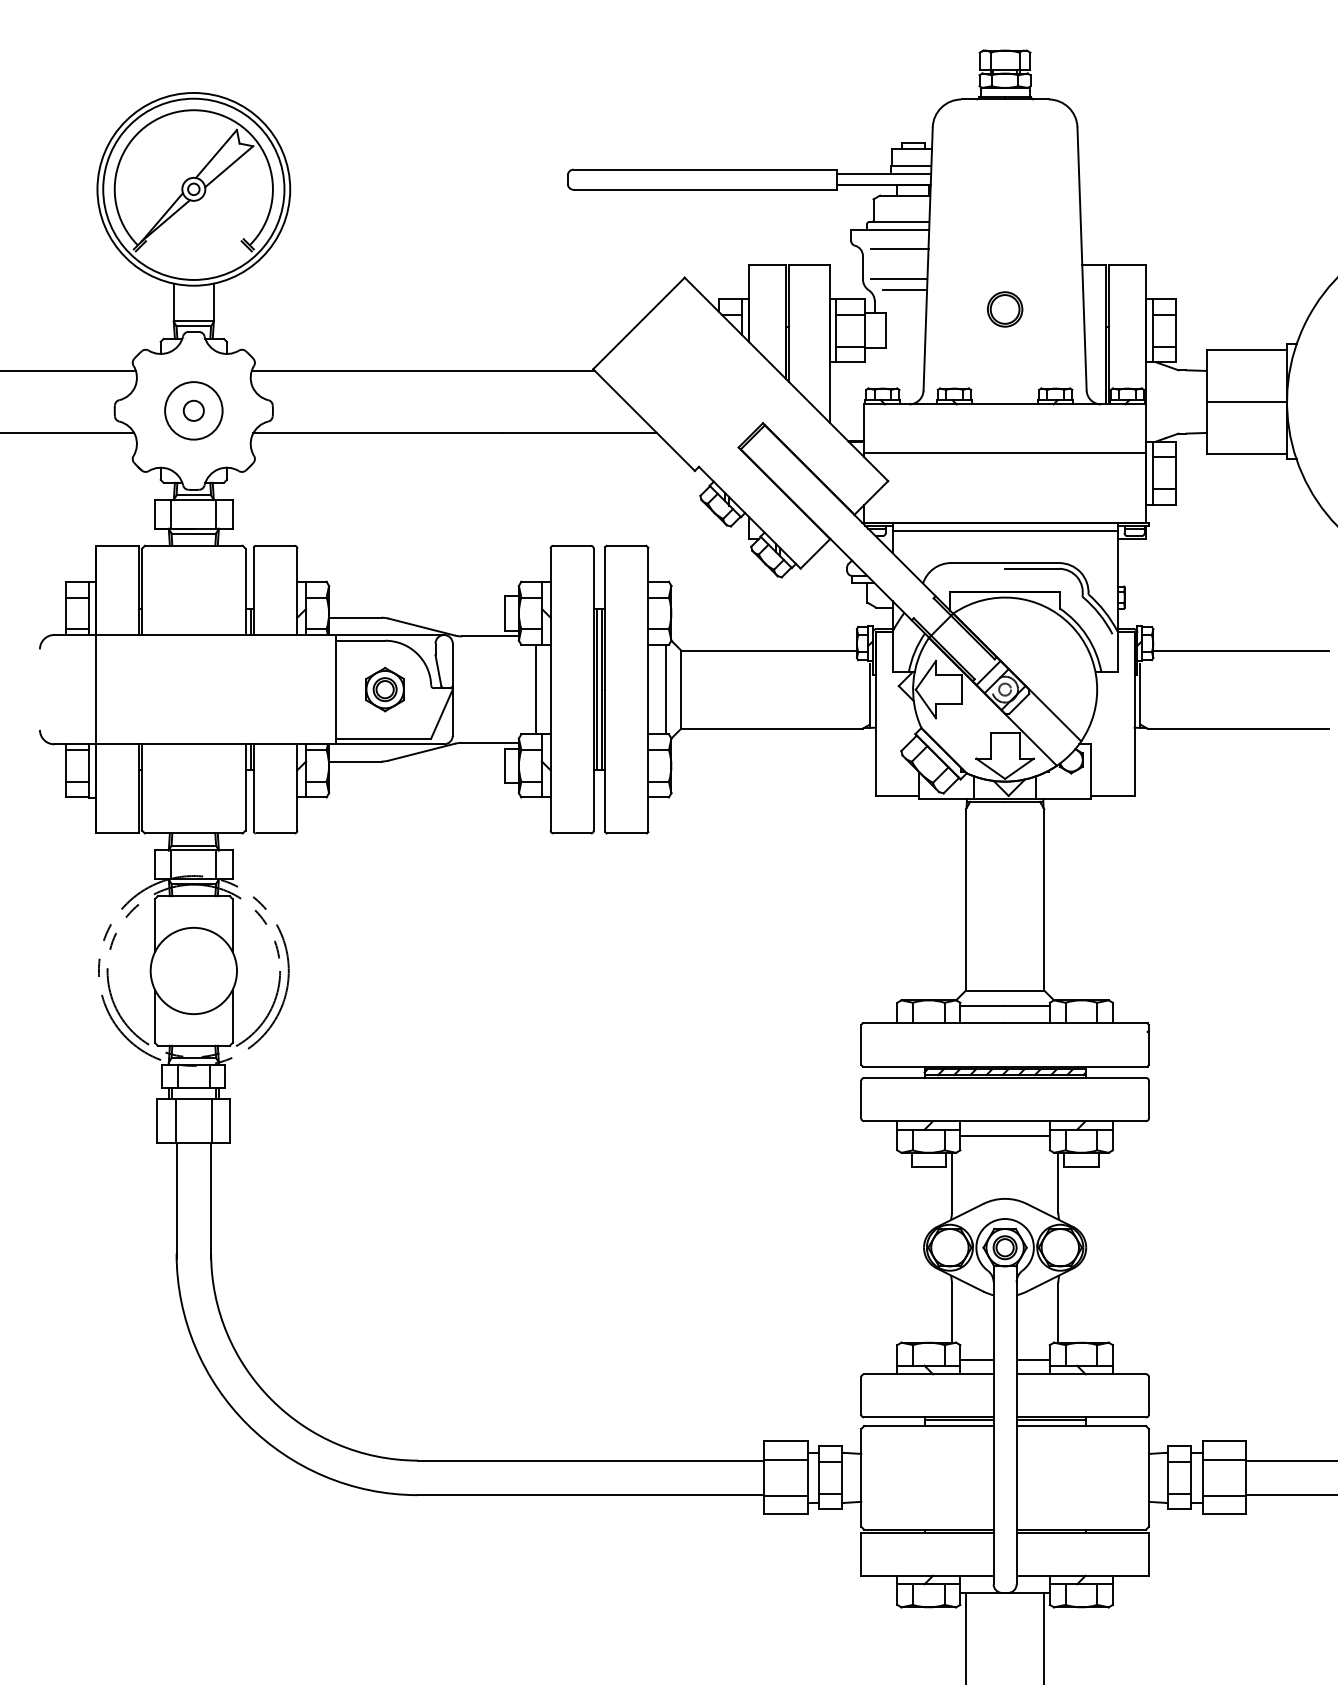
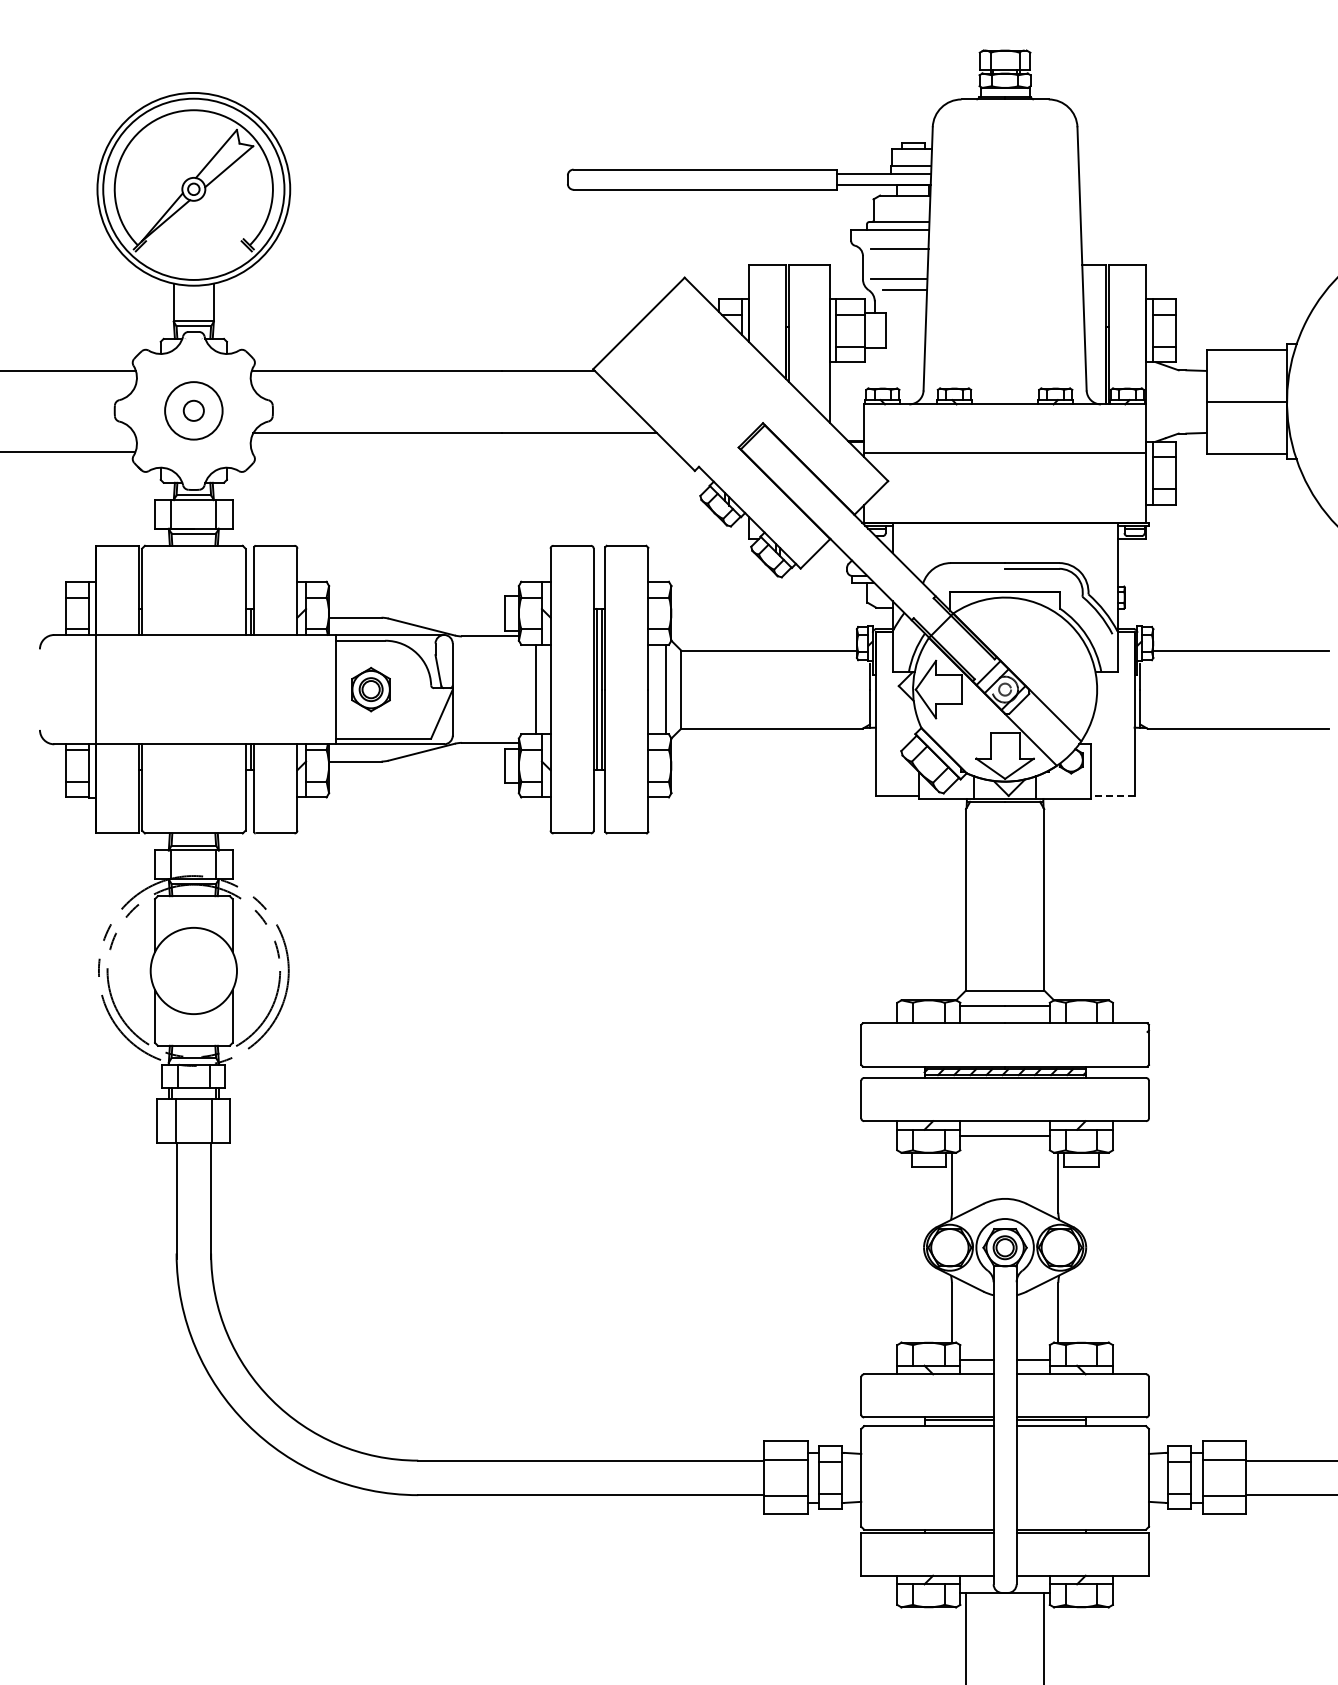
part: present -> none (1005, 309)
line position: (68, 433) -> (68, 452) (68, 452)
line: present -> none (1004, 531)
part position: (384, 689) -> (370, 689) (370, 689)
line: solid -> dashed (1113, 796)
